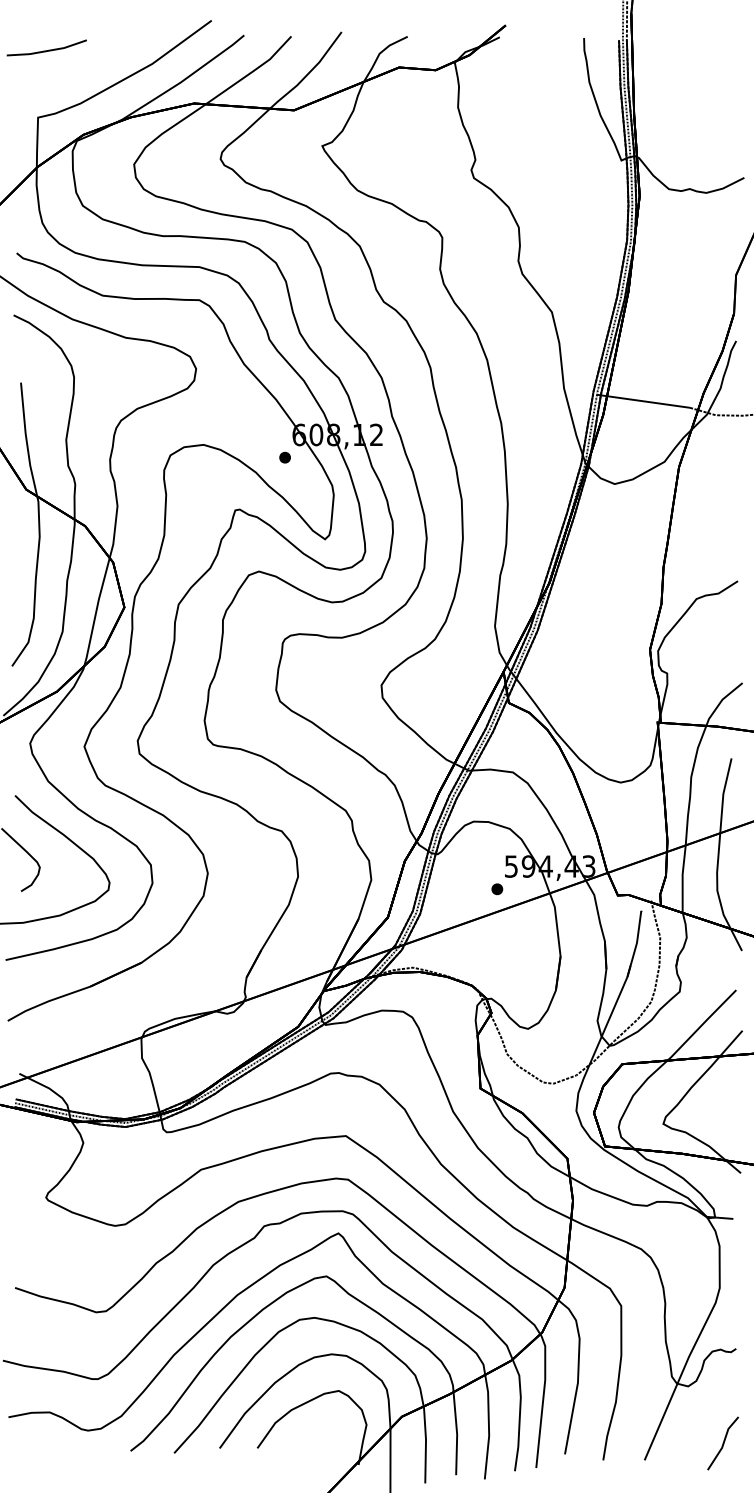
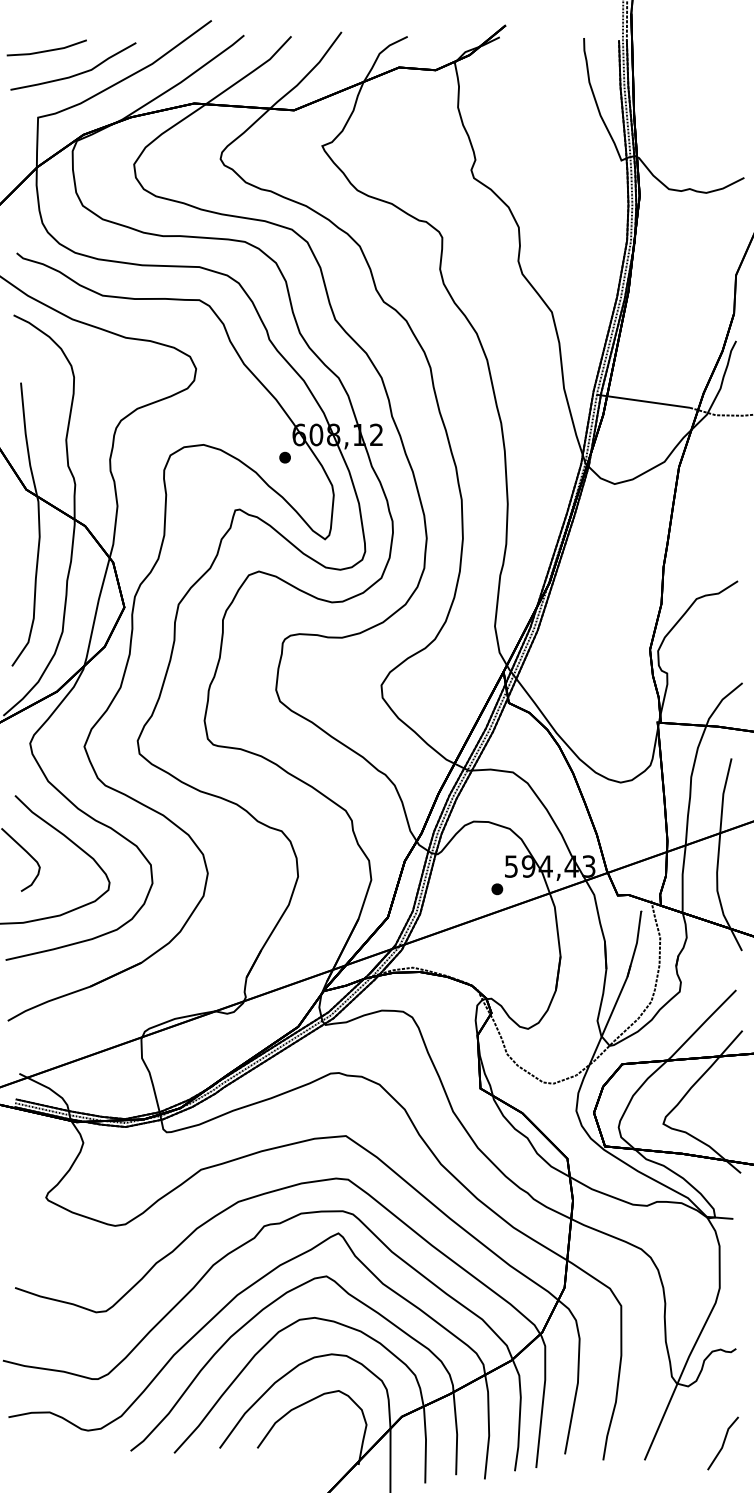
curve: none -> present (77, 73)
